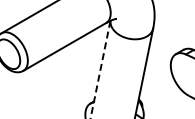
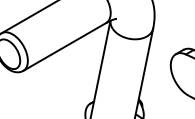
line: dashed -> solid (100, 69)
